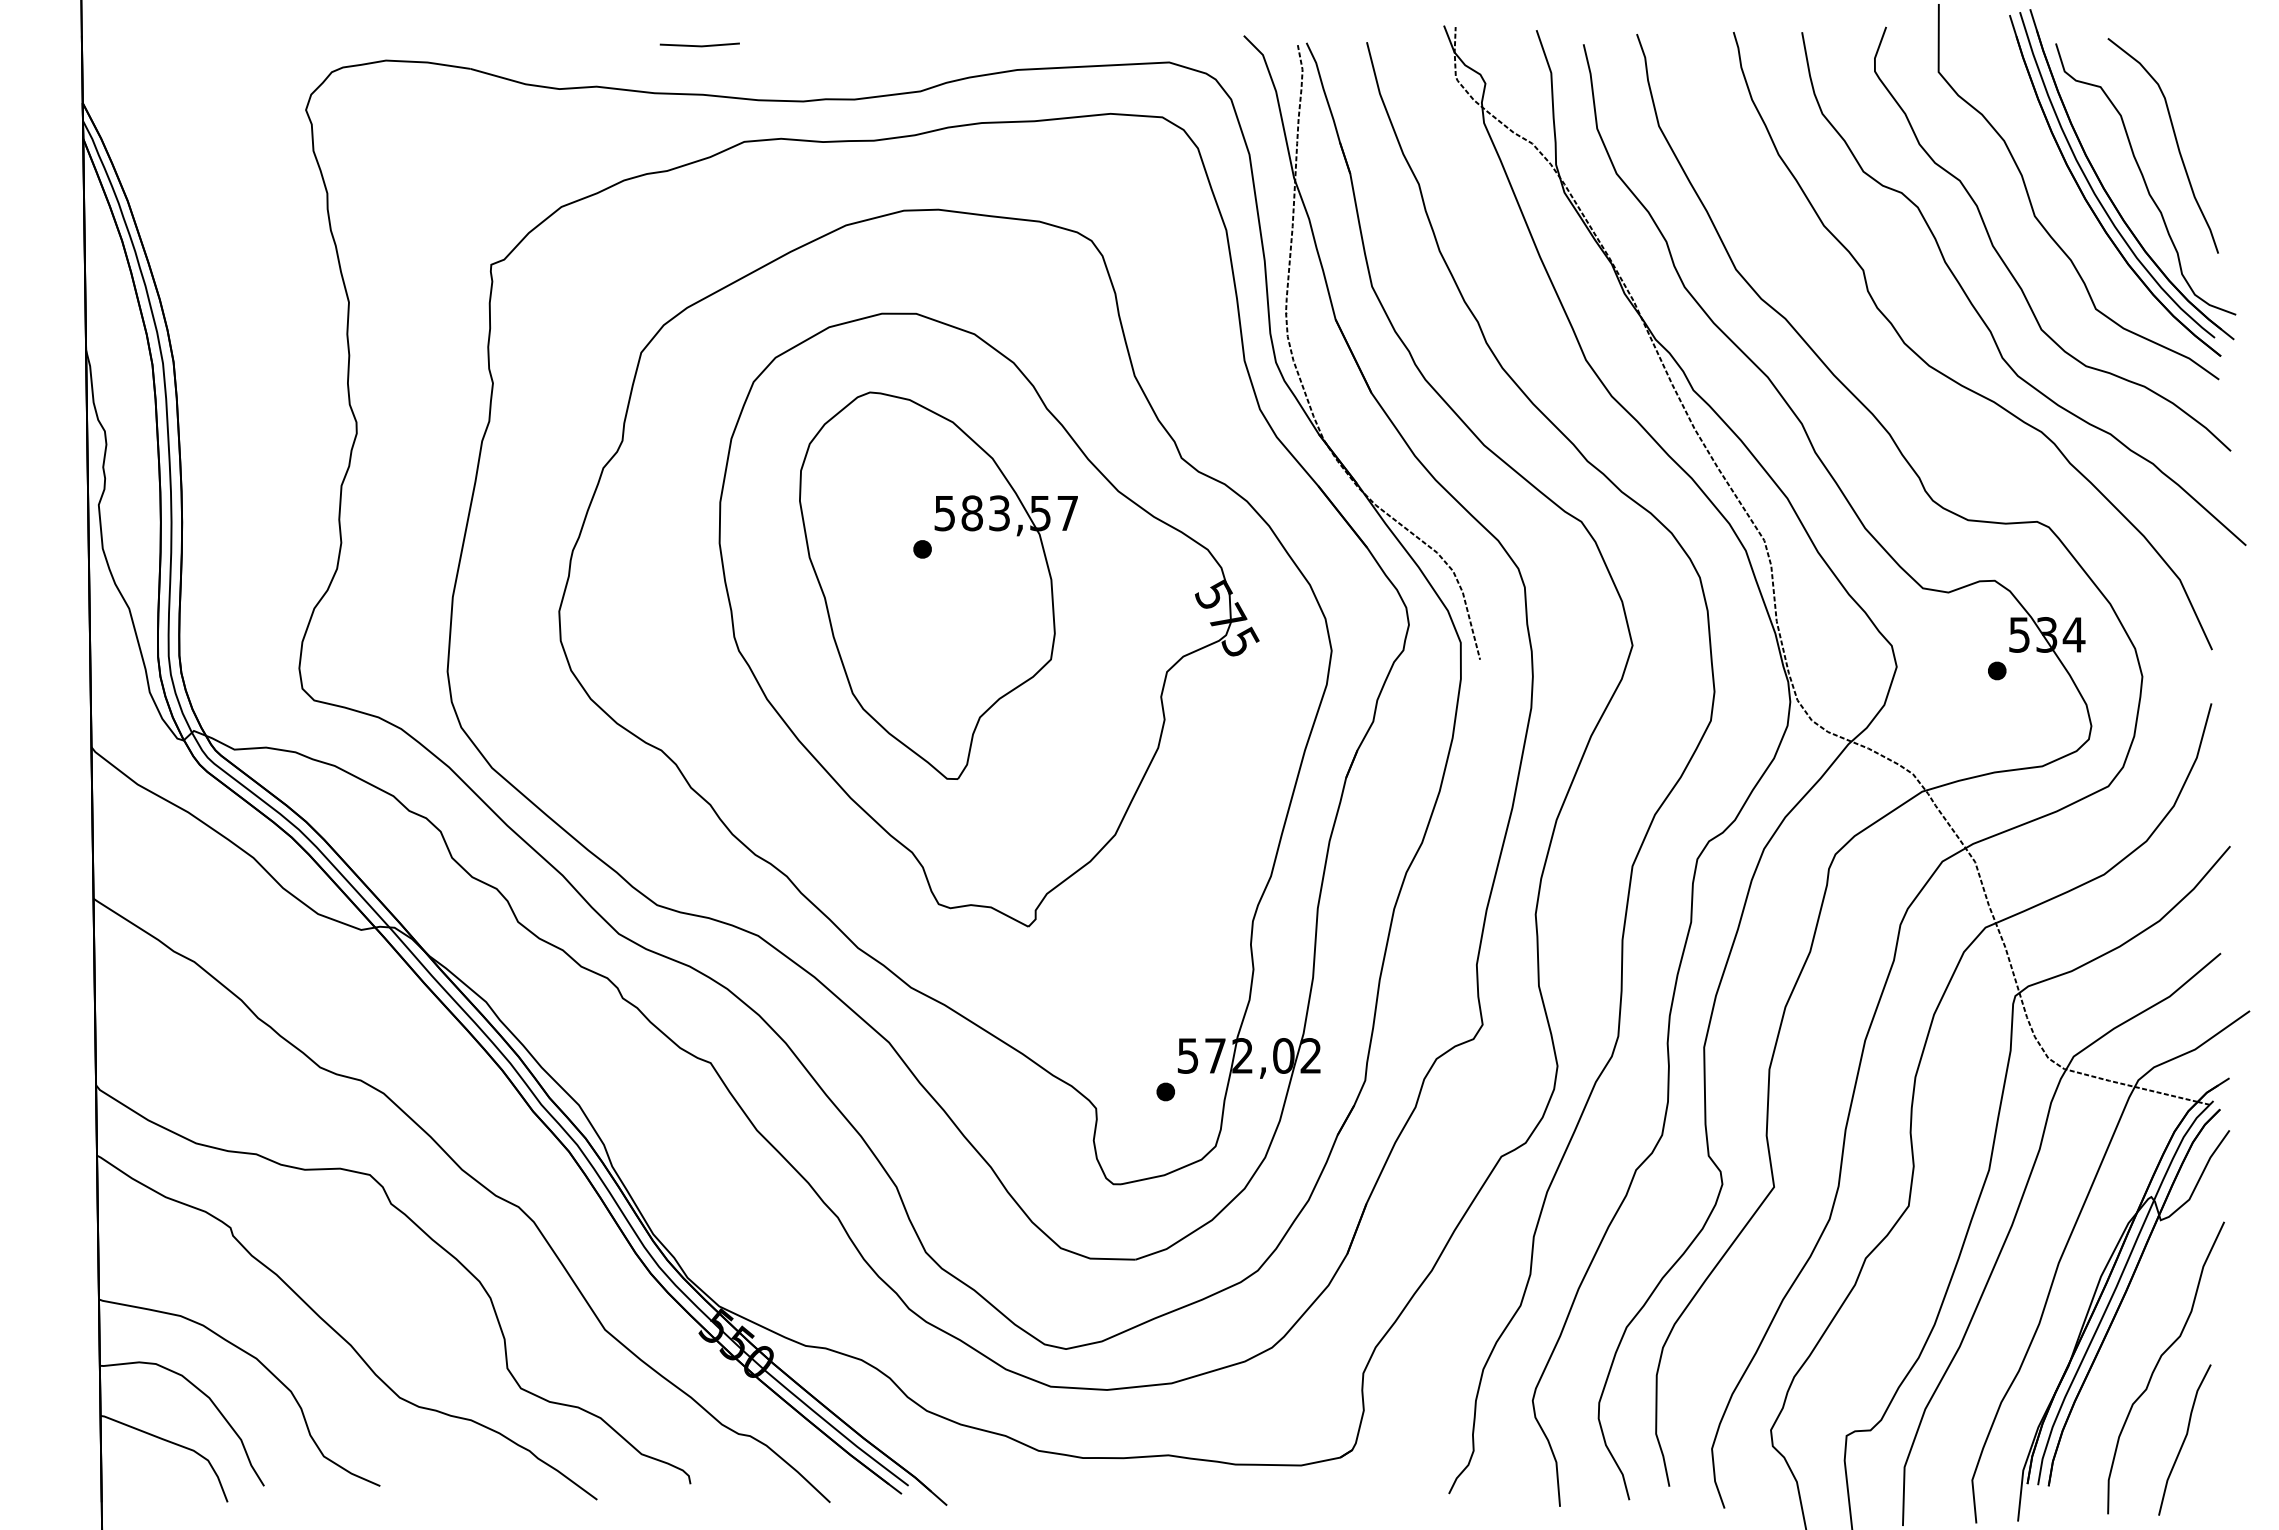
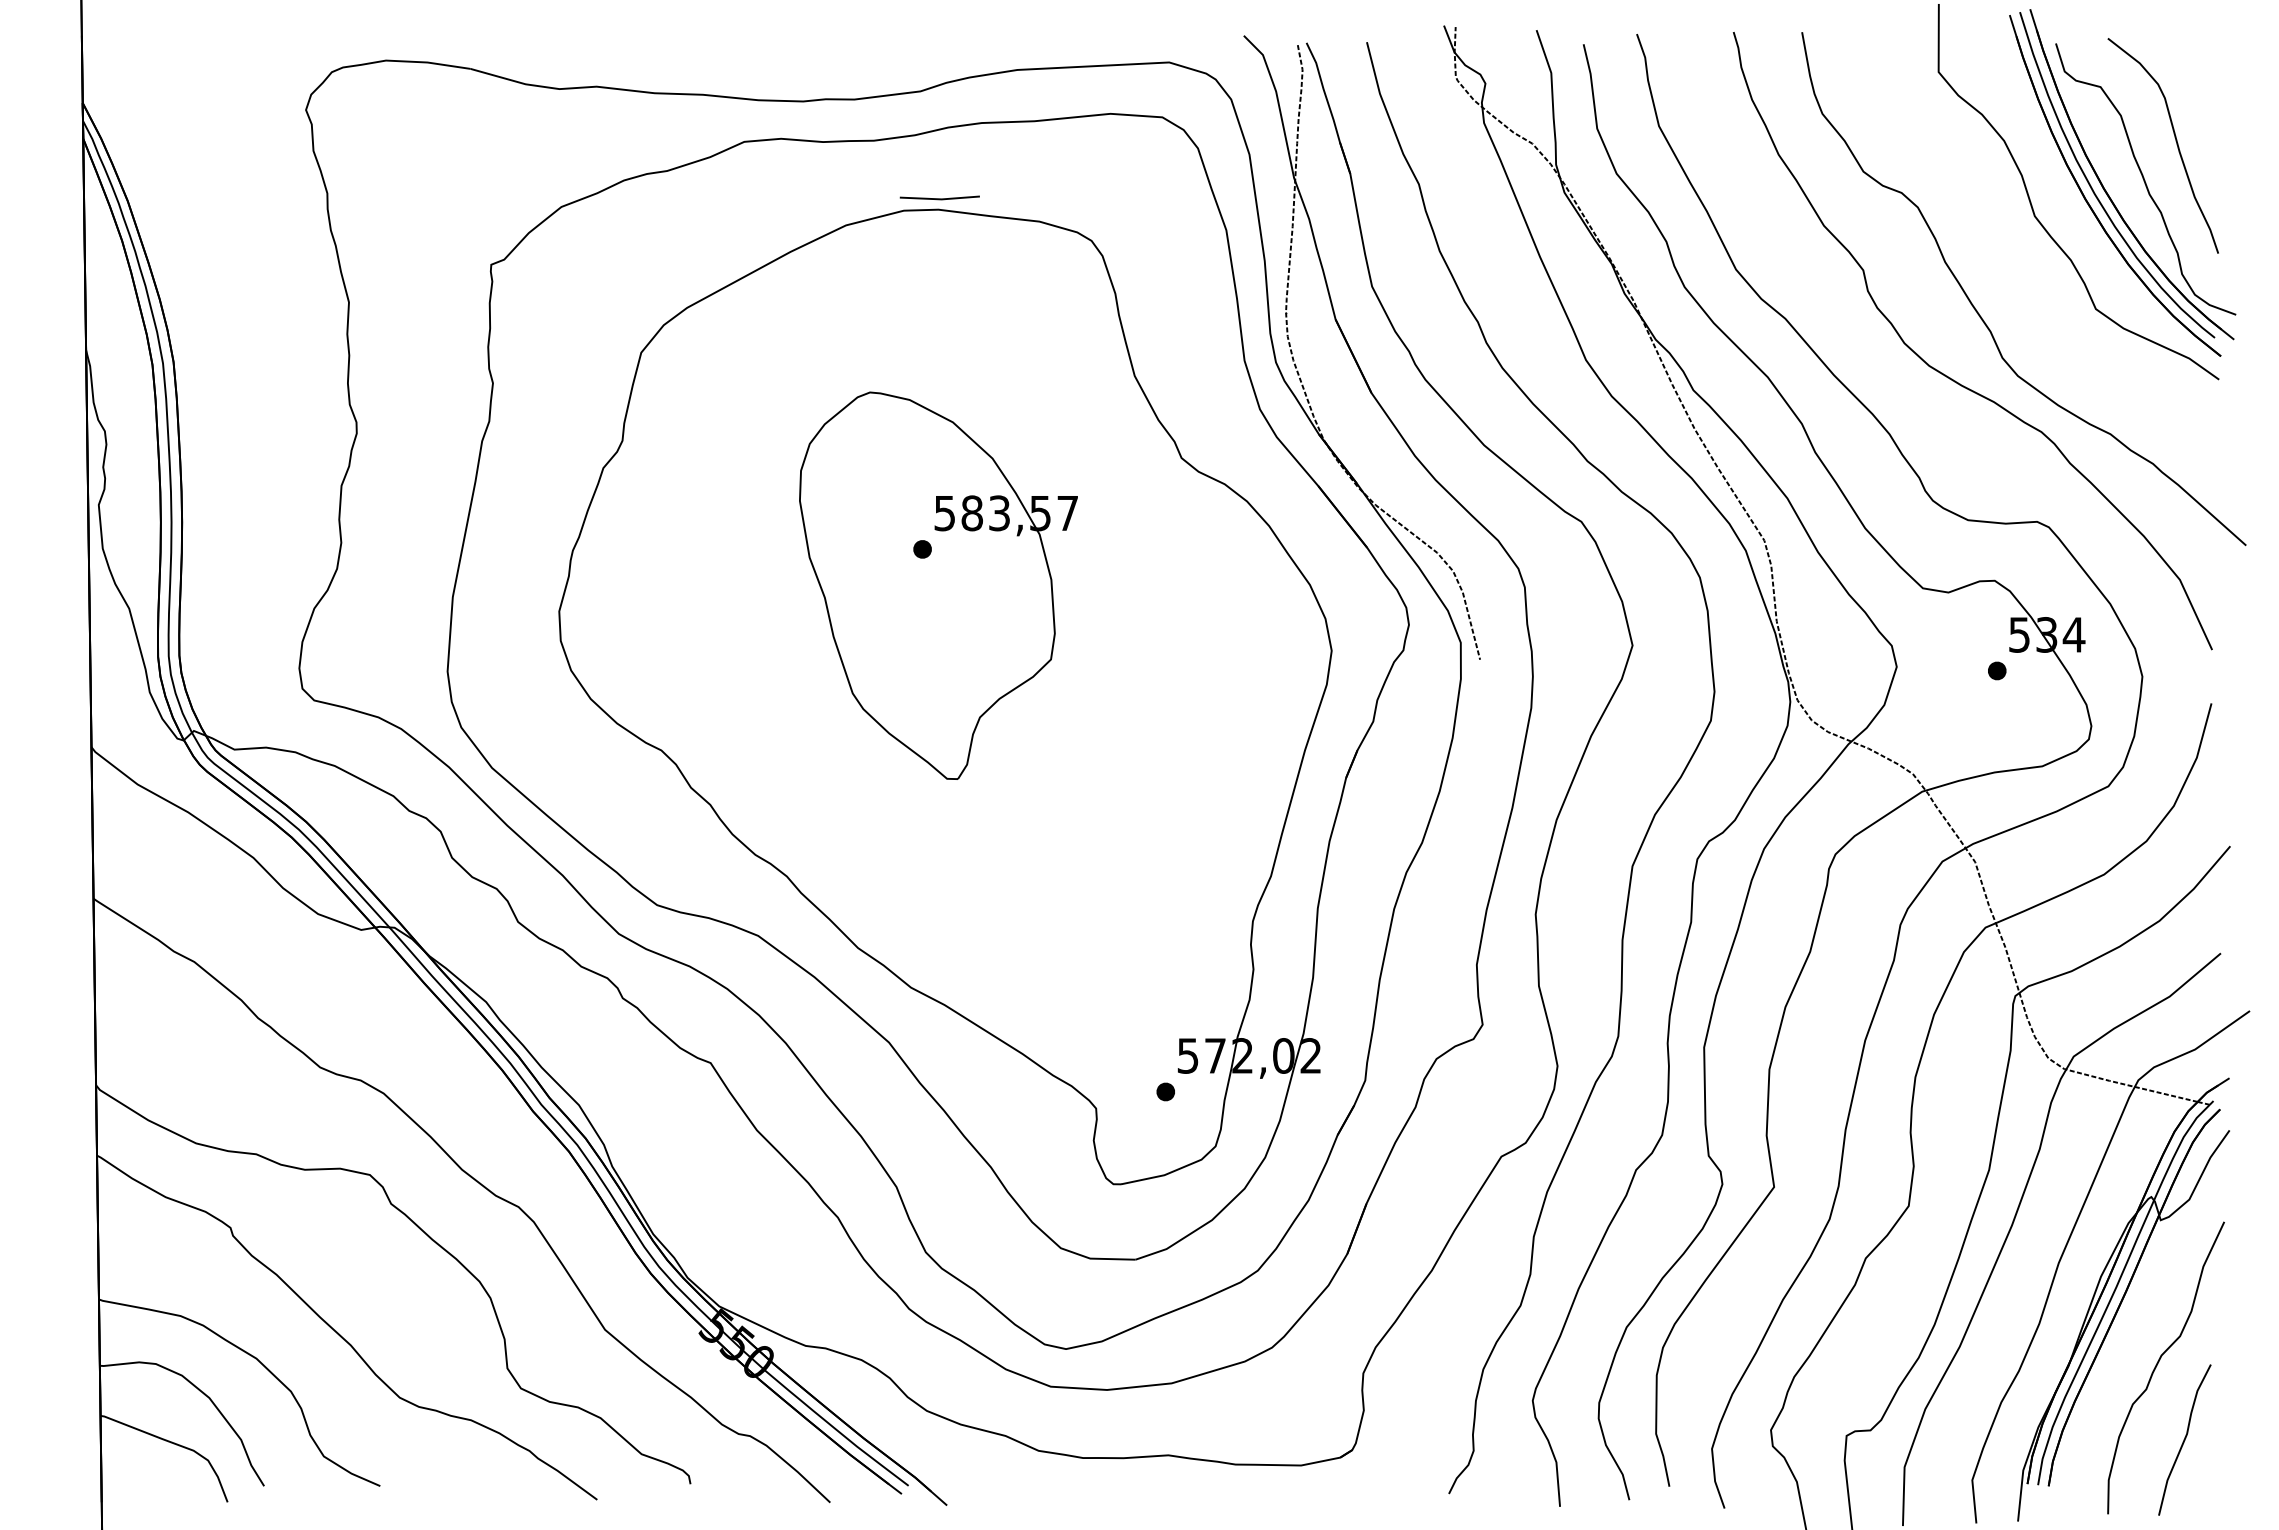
line position: (699, 45) -> (939, 198) (939, 198)
curve: present -> none (2008, 267)
part: present -> none (988, 619)
